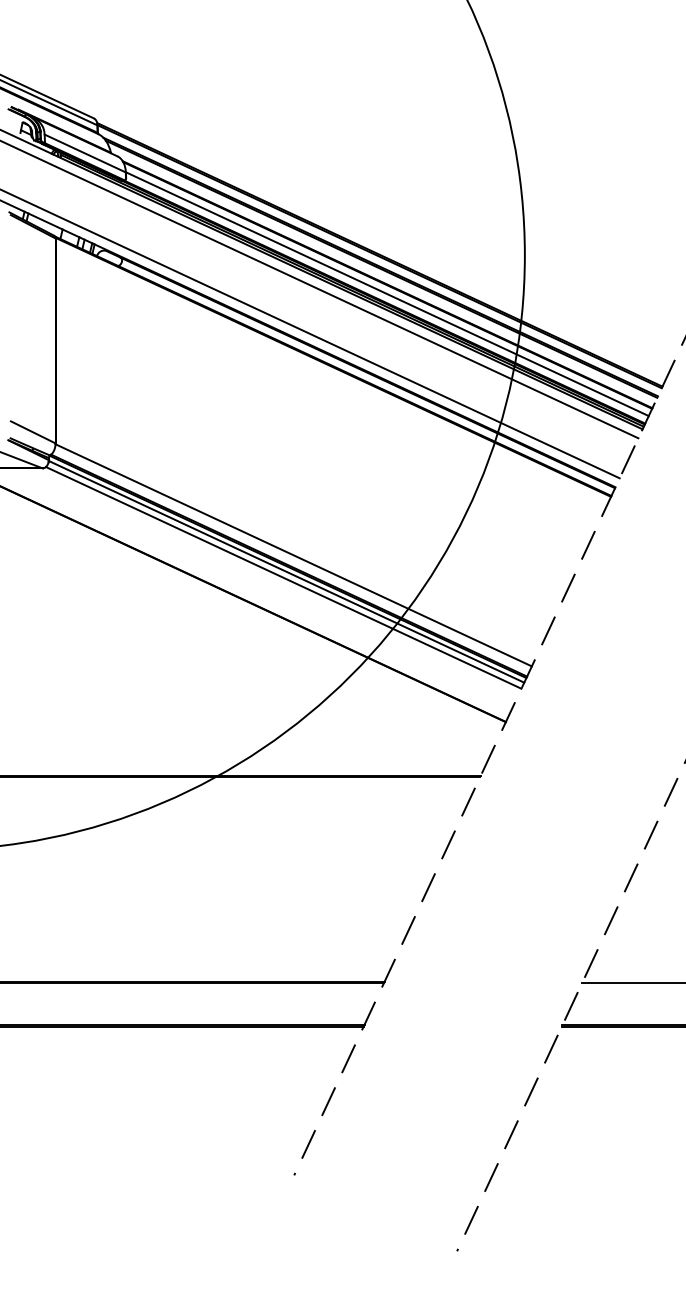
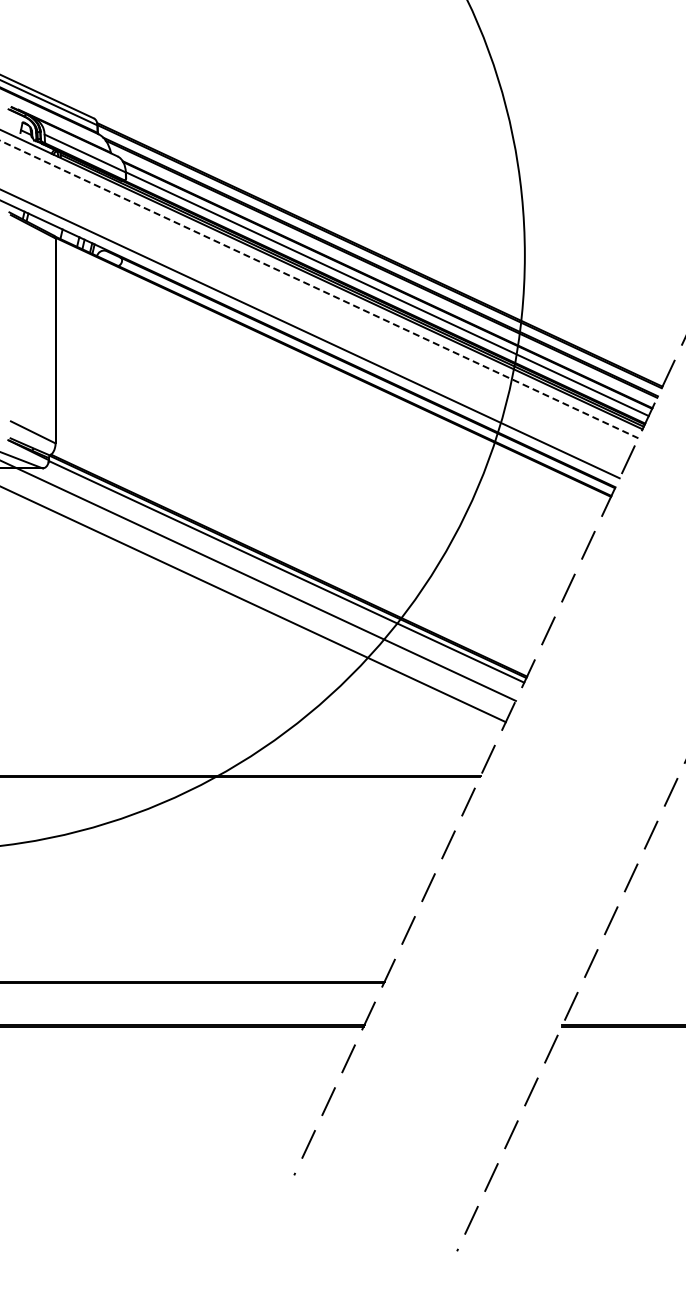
line: solid -> dashed (319, 289)
line: present -> none (293, 555)
line: present -> none (283, 577)
line position: (253, 604) -> (258, 580) (258, 580)
line: present -> none (632, 983)
